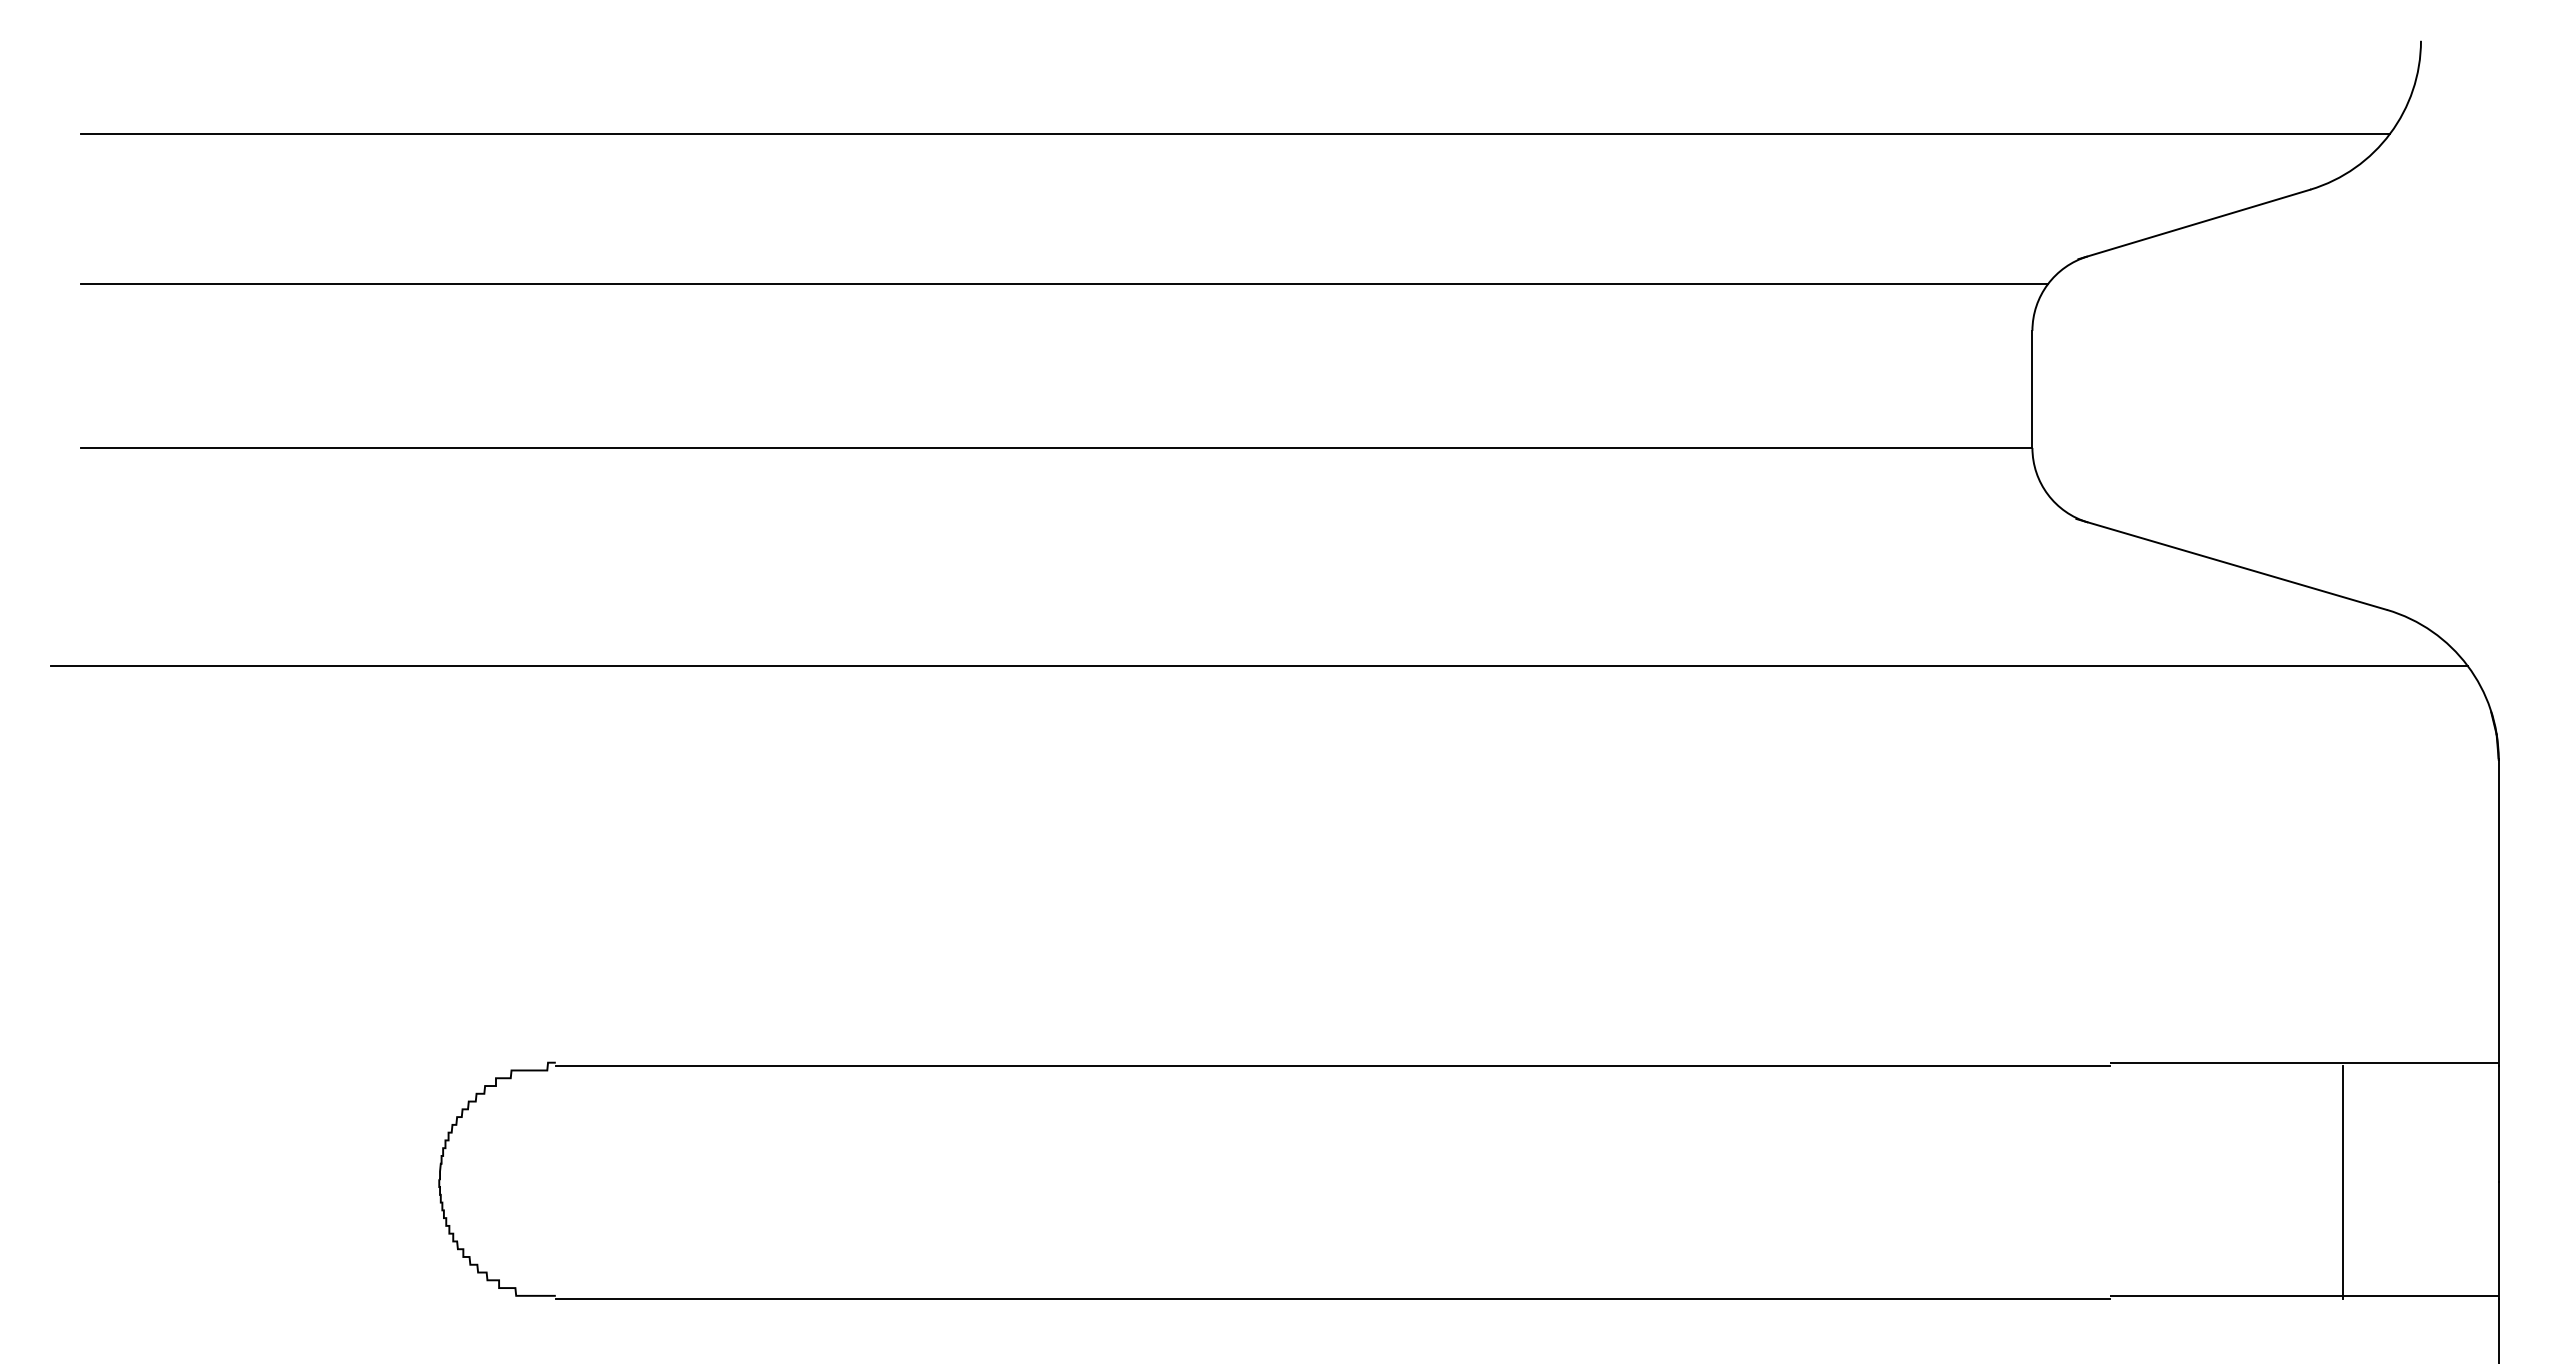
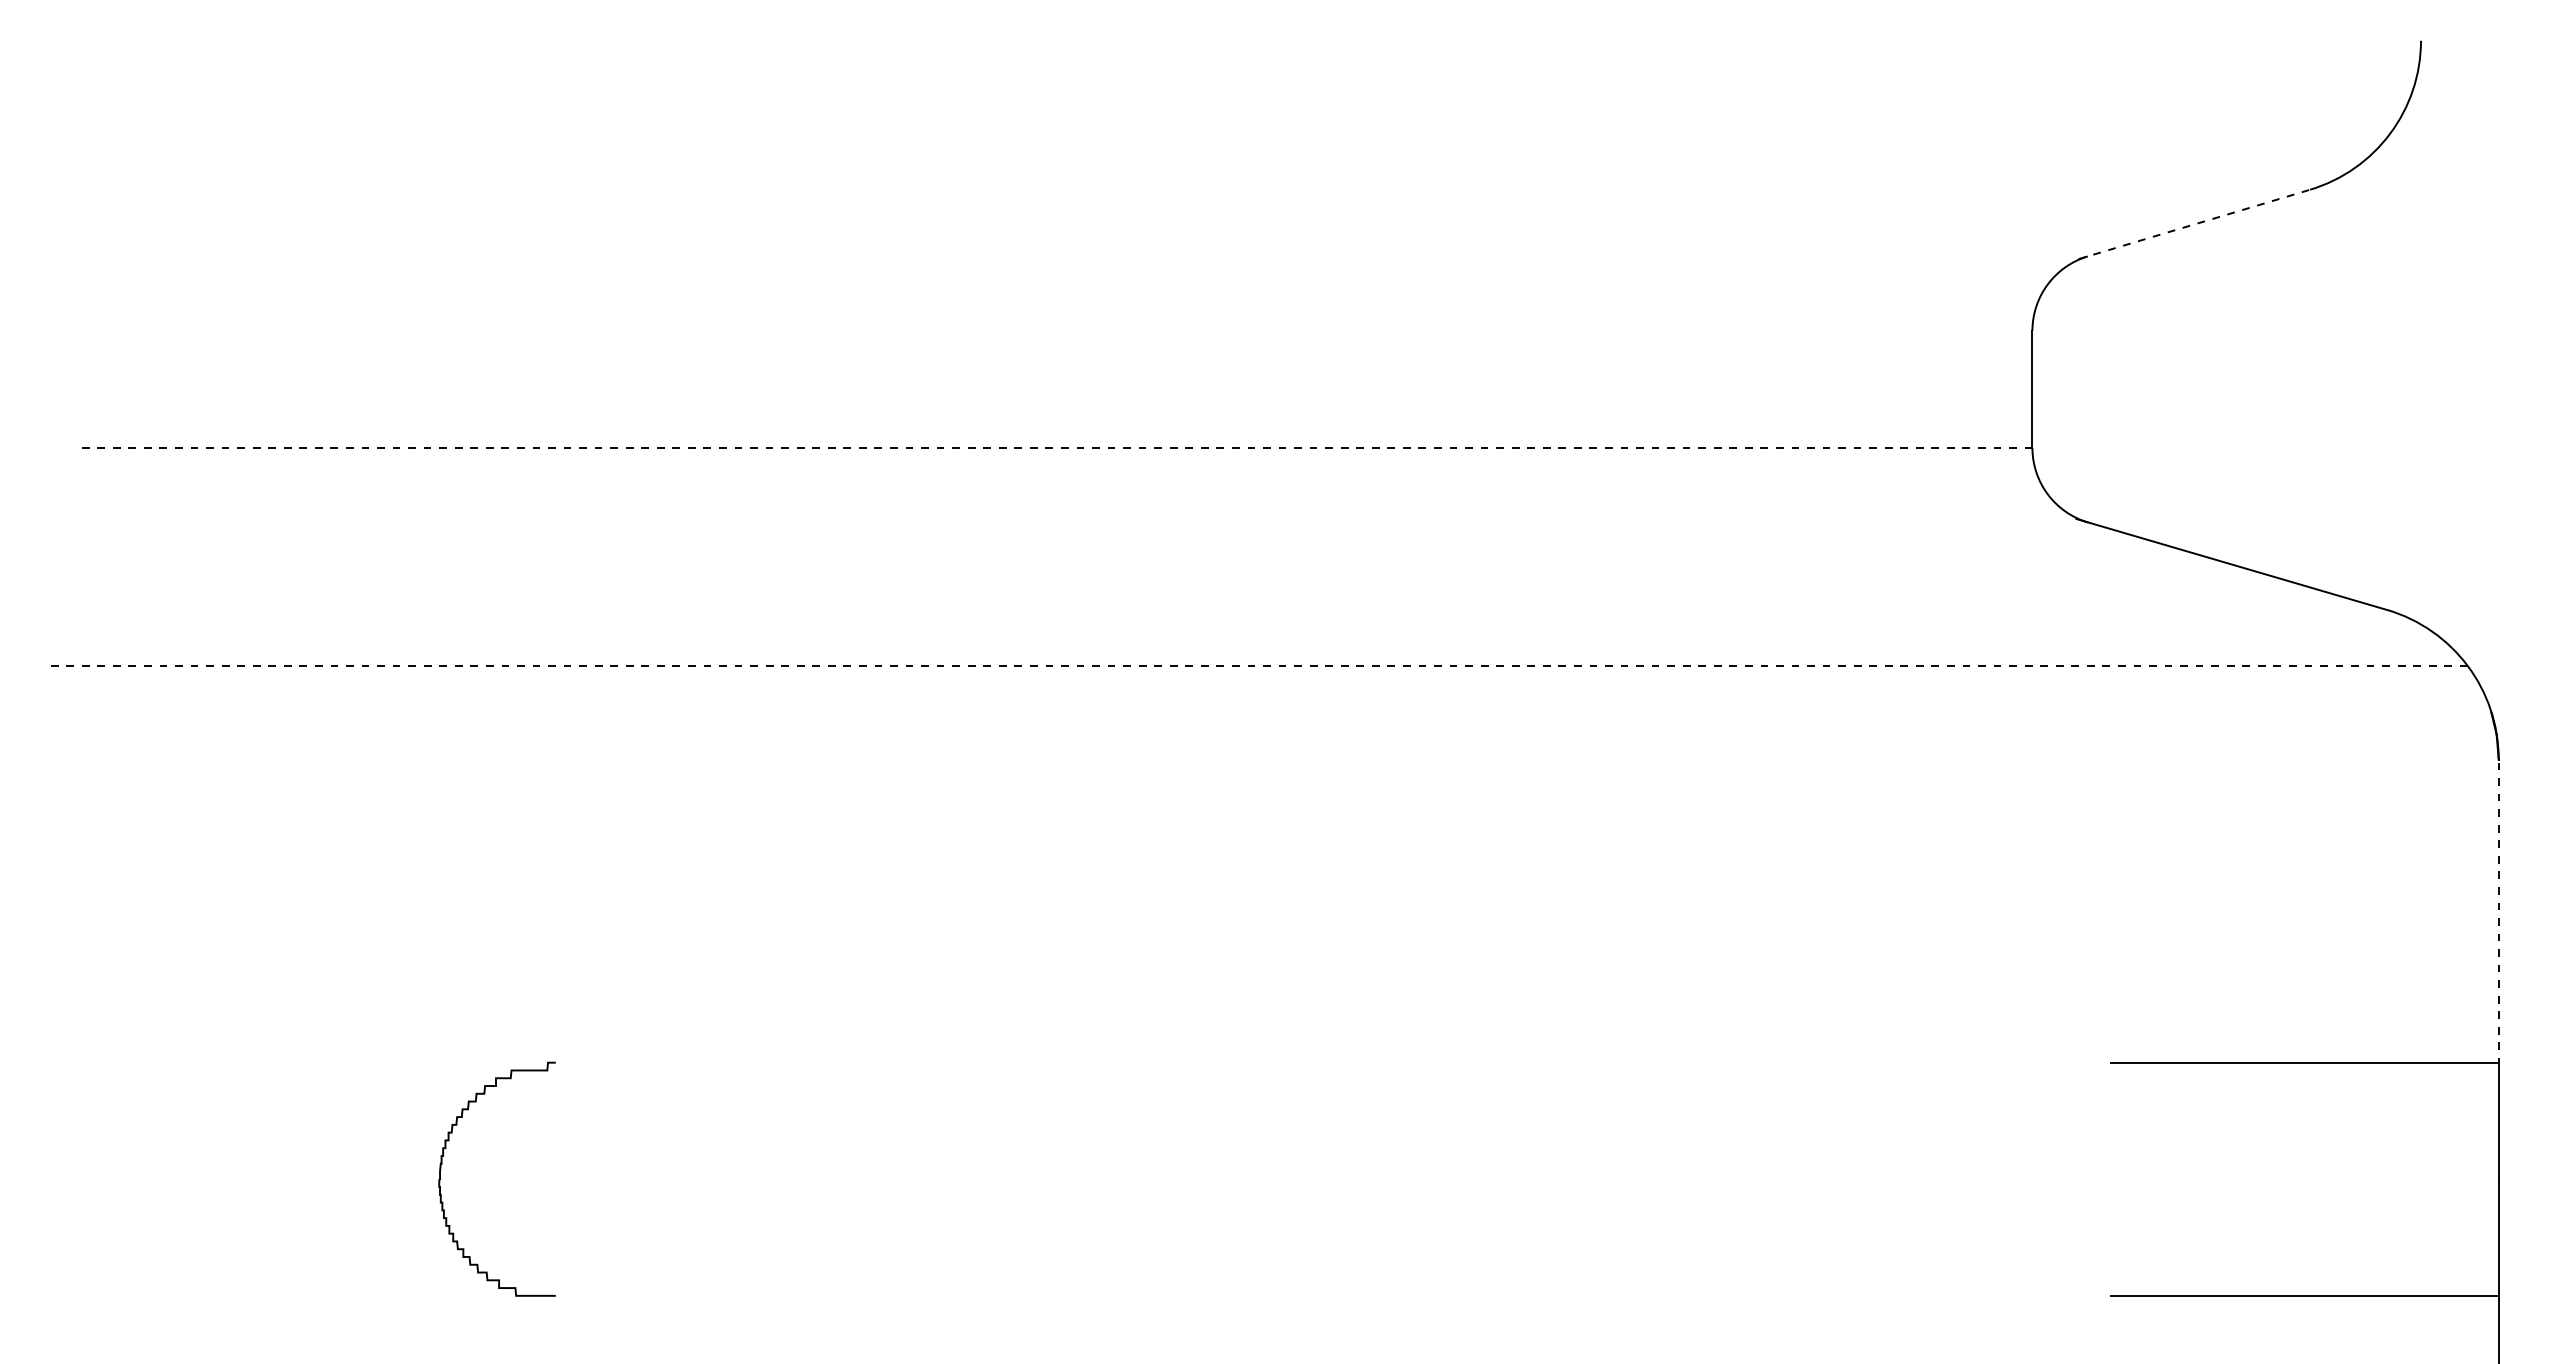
line: present -> none (1235, 133)
line: solid -> dashed (2194, 224)
line: present -> none (1063, 284)
line: solid -> dashed (1056, 447)
line: solid -> dashed (1259, 665)
line: solid -> dashed (2498, 912)
line: present -> none (1332, 1065)
line: present -> none (2343, 1181)
line: present -> none (1332, 1298)
